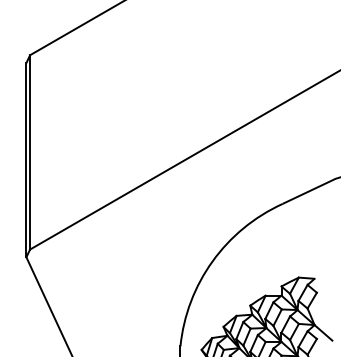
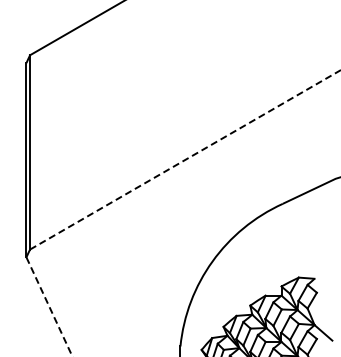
line: solid -> dashed (184, 160)
line: solid -> dashed (49, 307)
